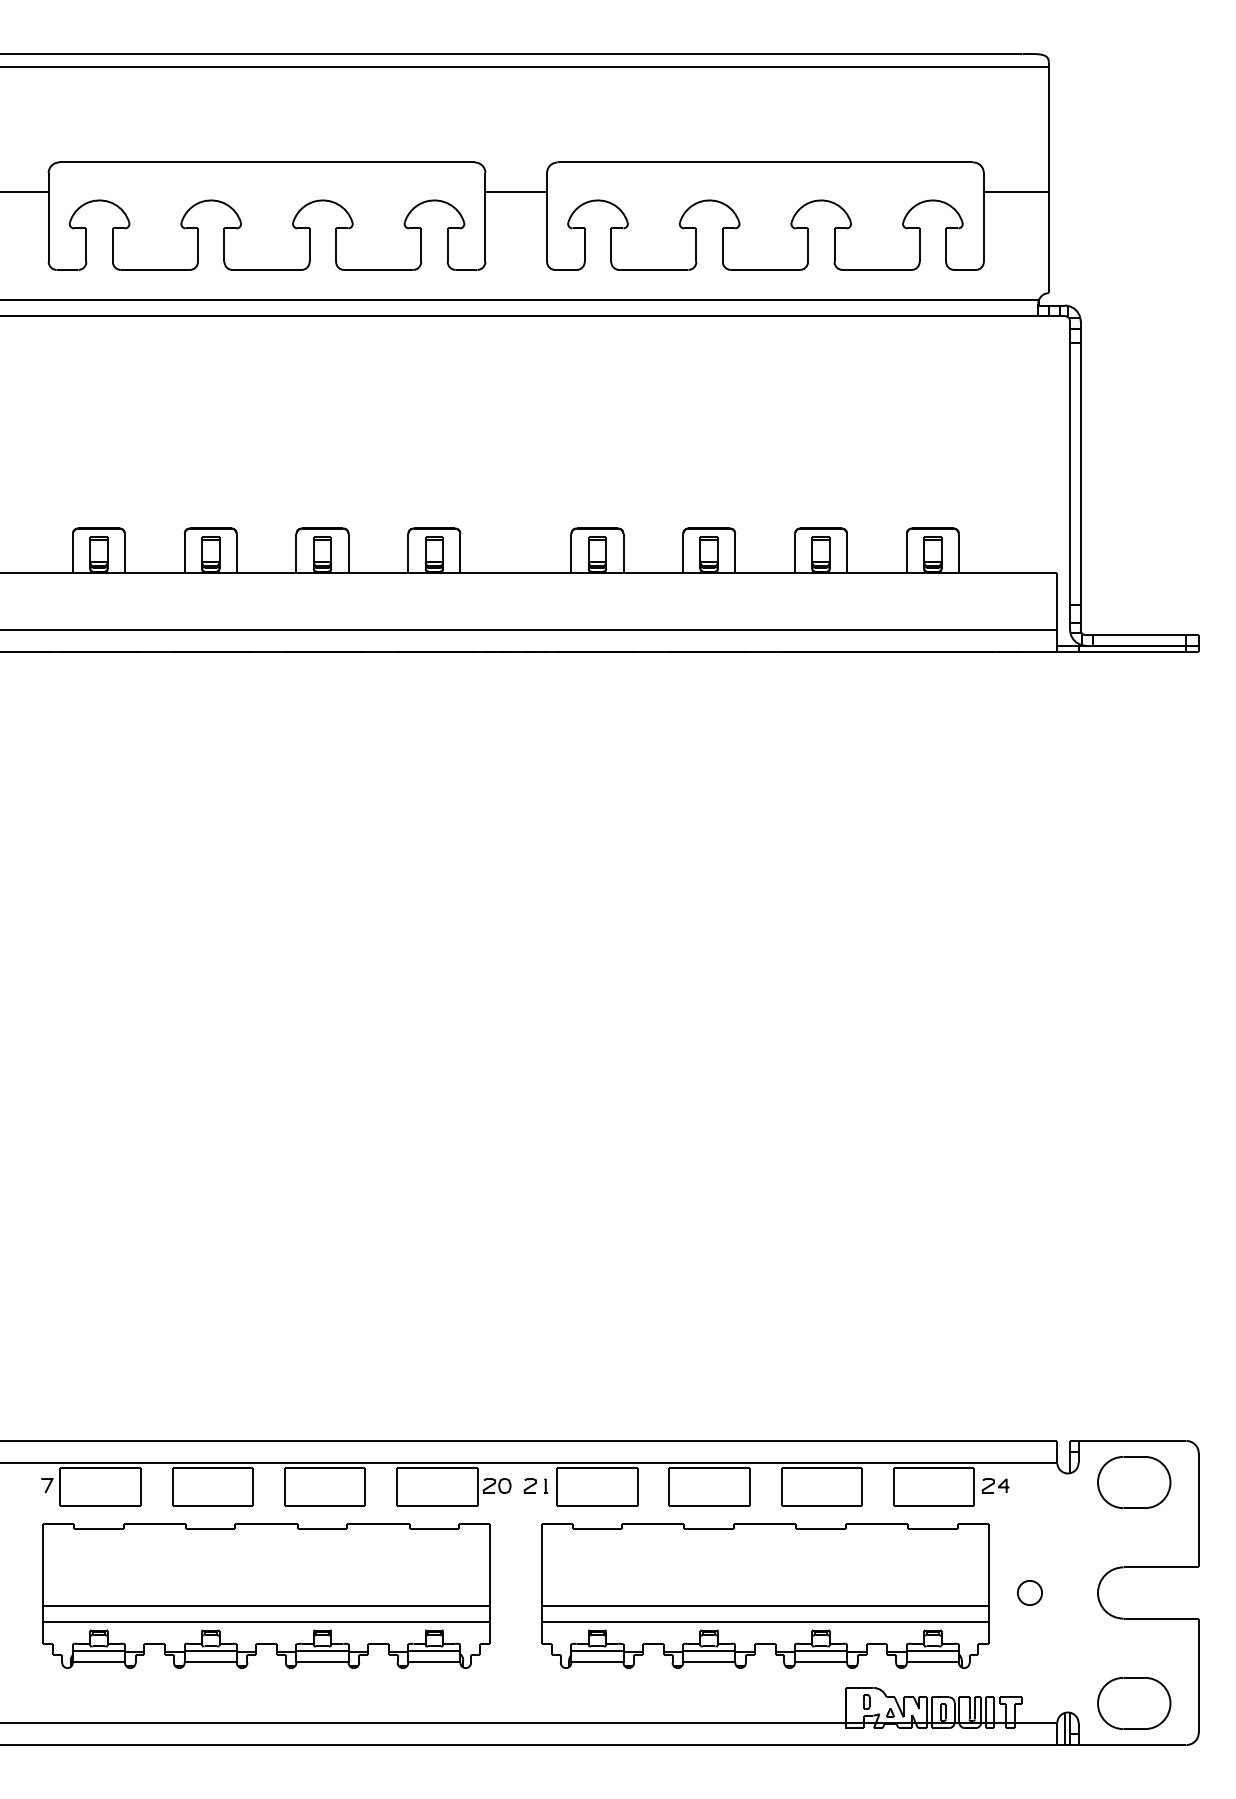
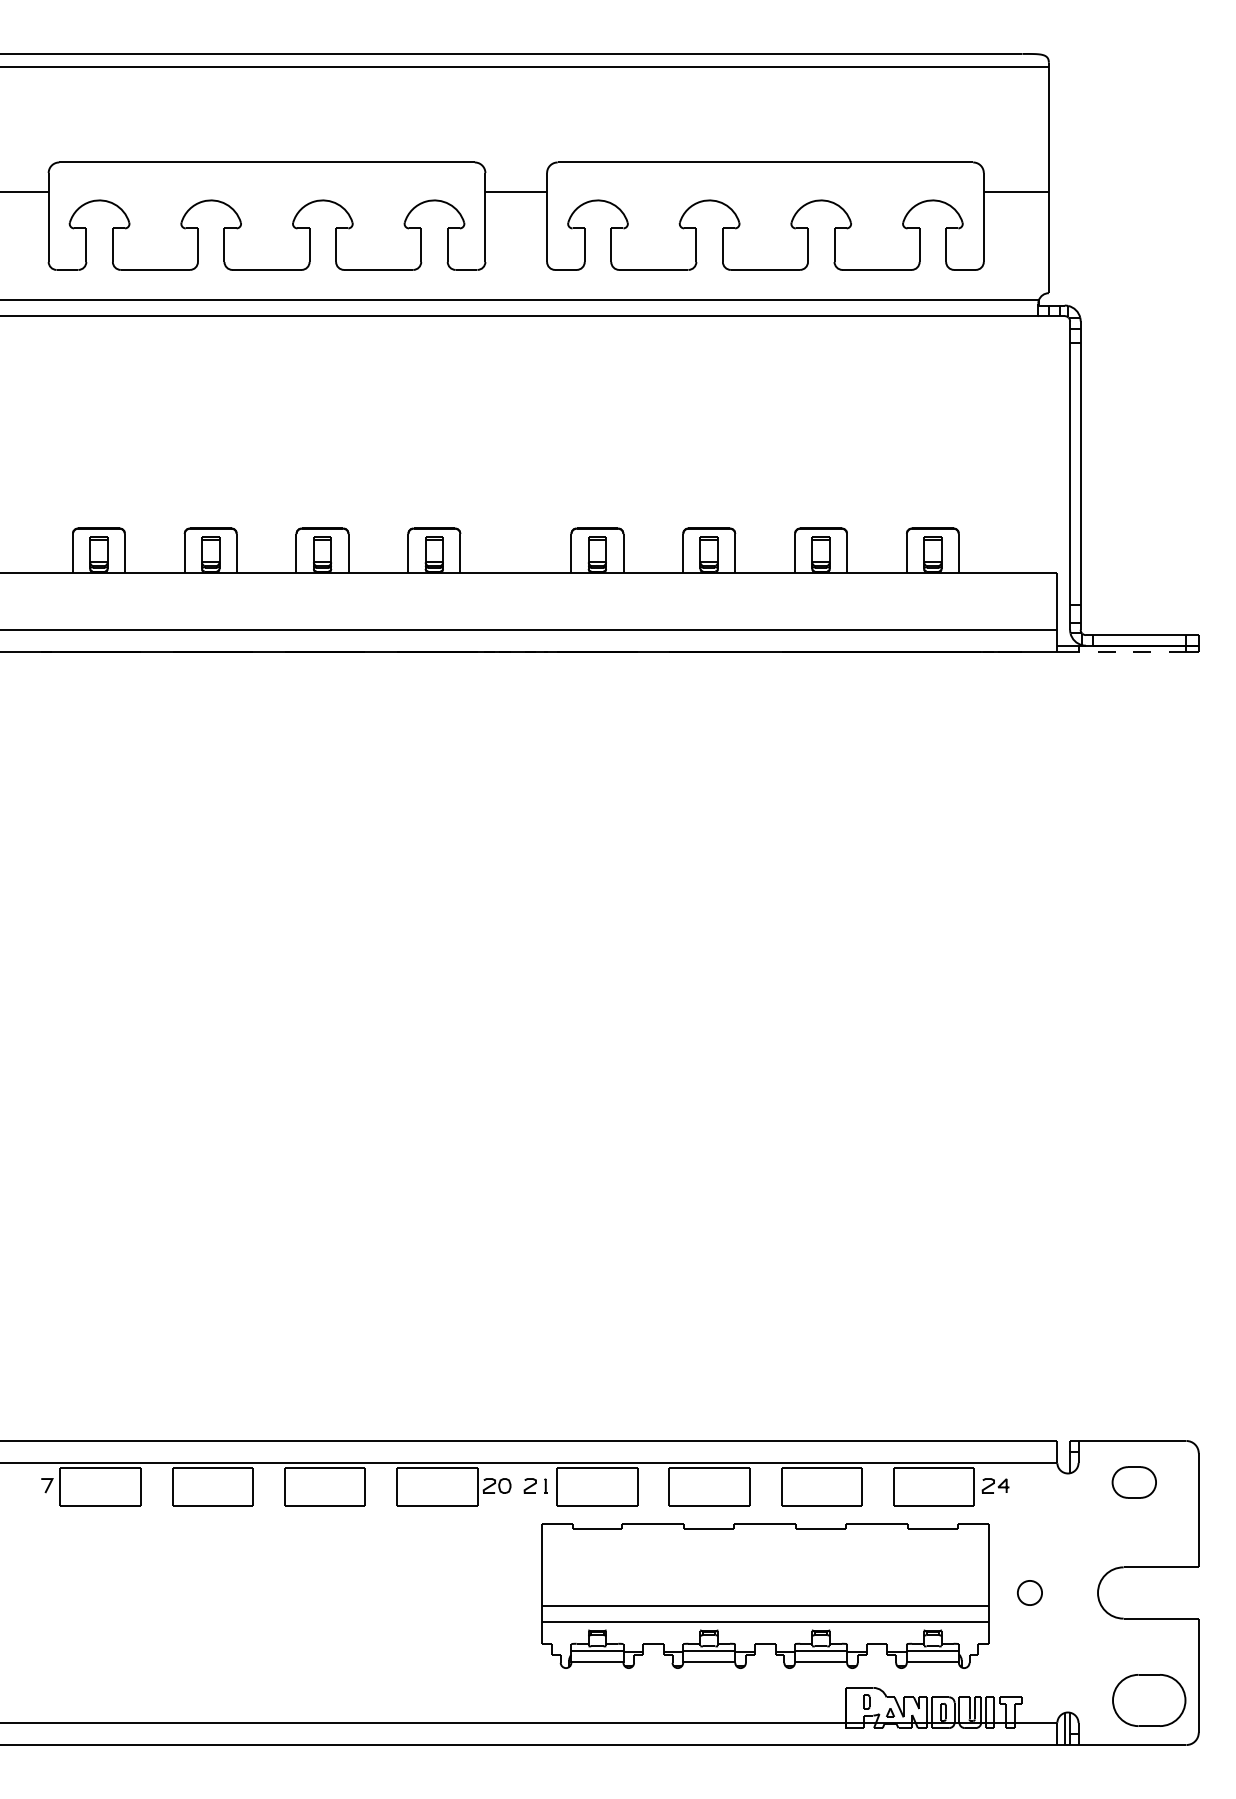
line: solid -> dashed (1132, 652)
part size: 75x53 px -> 46x33 px (1133, 1482)
part: present -> none (266, 1595)
part position: (1134, 1703) -> (1149, 1700) (1149, 1700)
